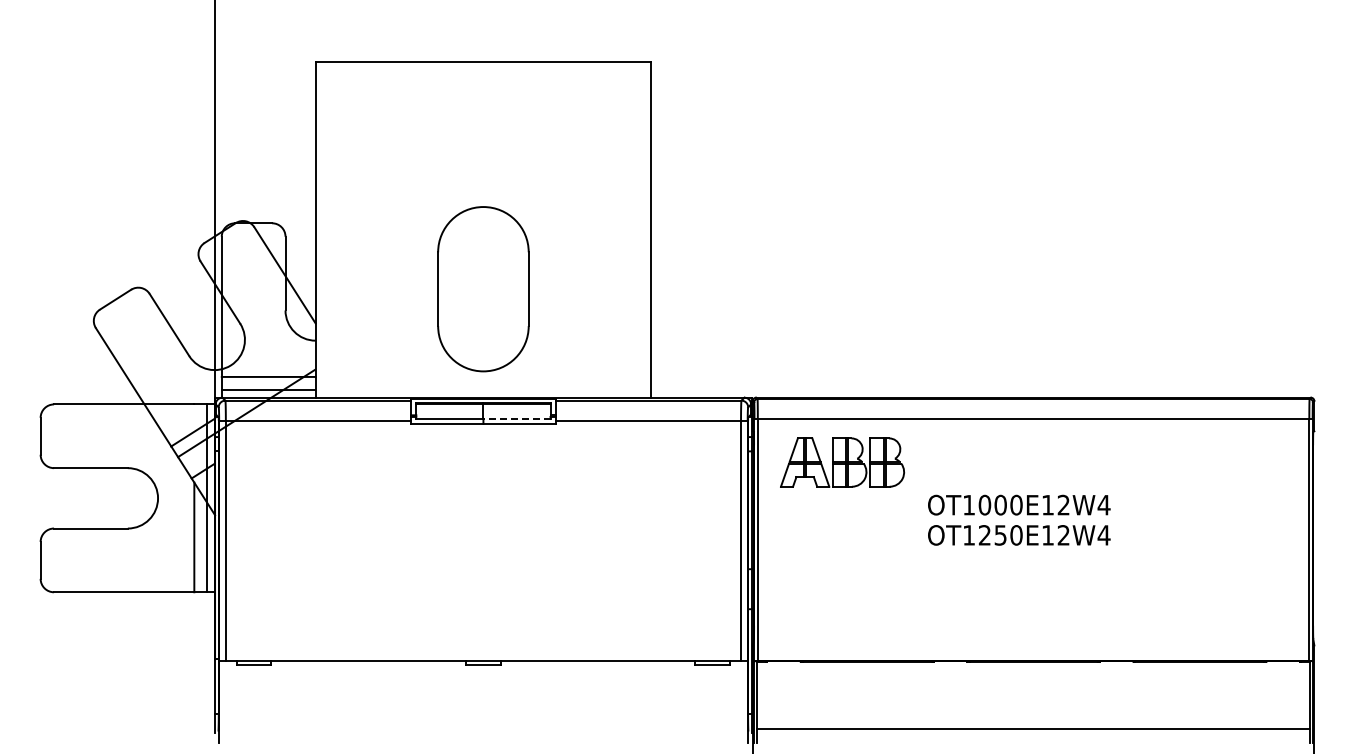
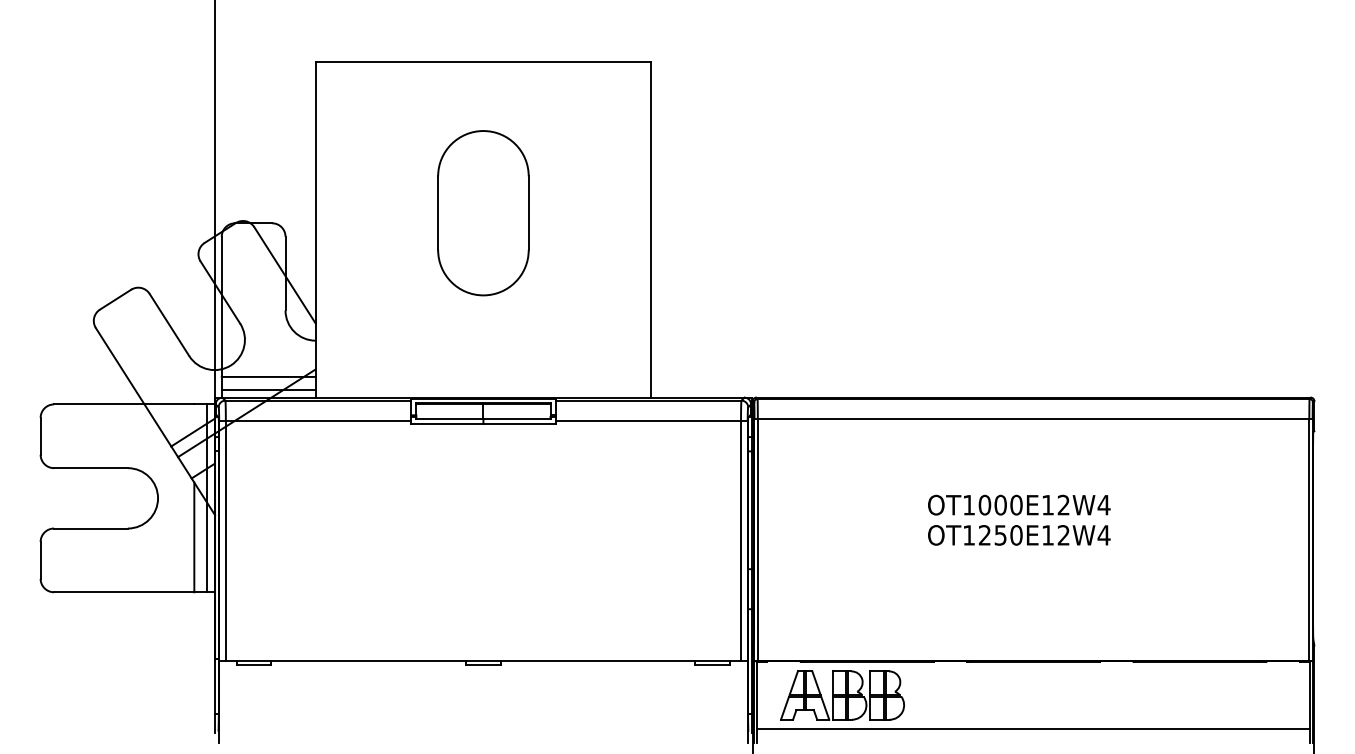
part position: (483, 289) -> (483, 213) (483, 213)
line: dashed -> solid (516, 419)
part position: (842, 462) -> (842, 695) (842, 695)
